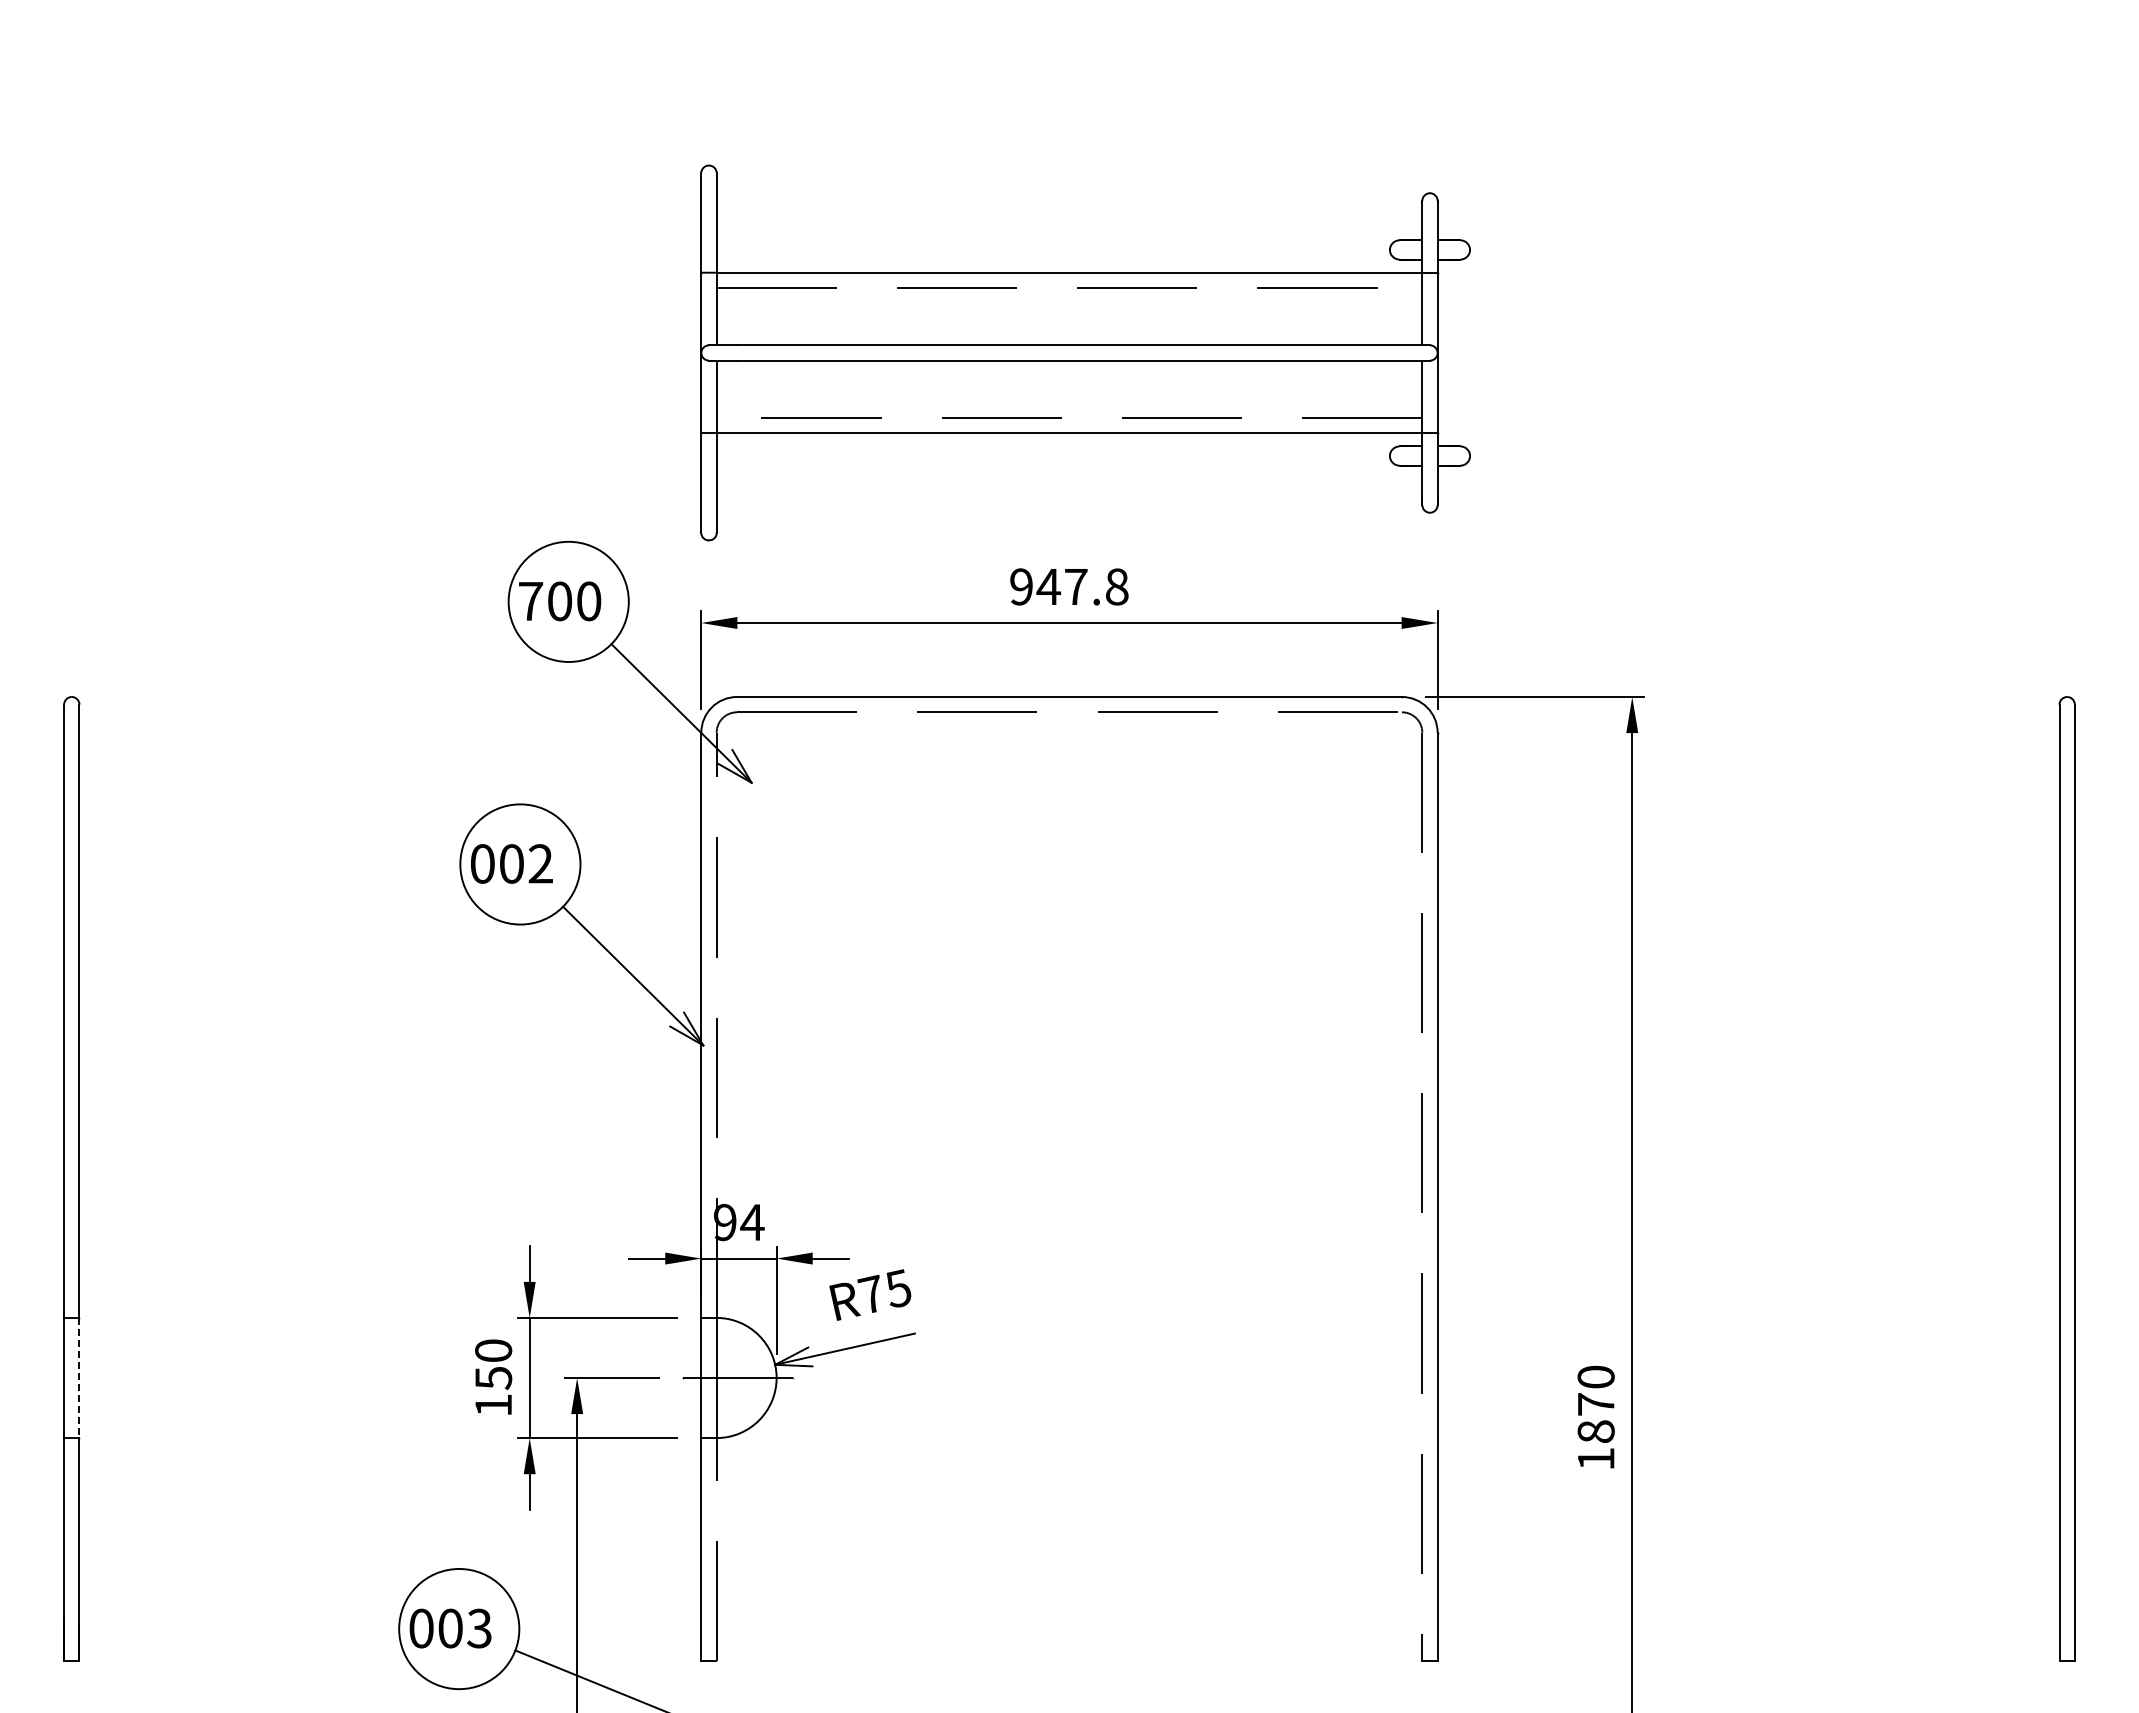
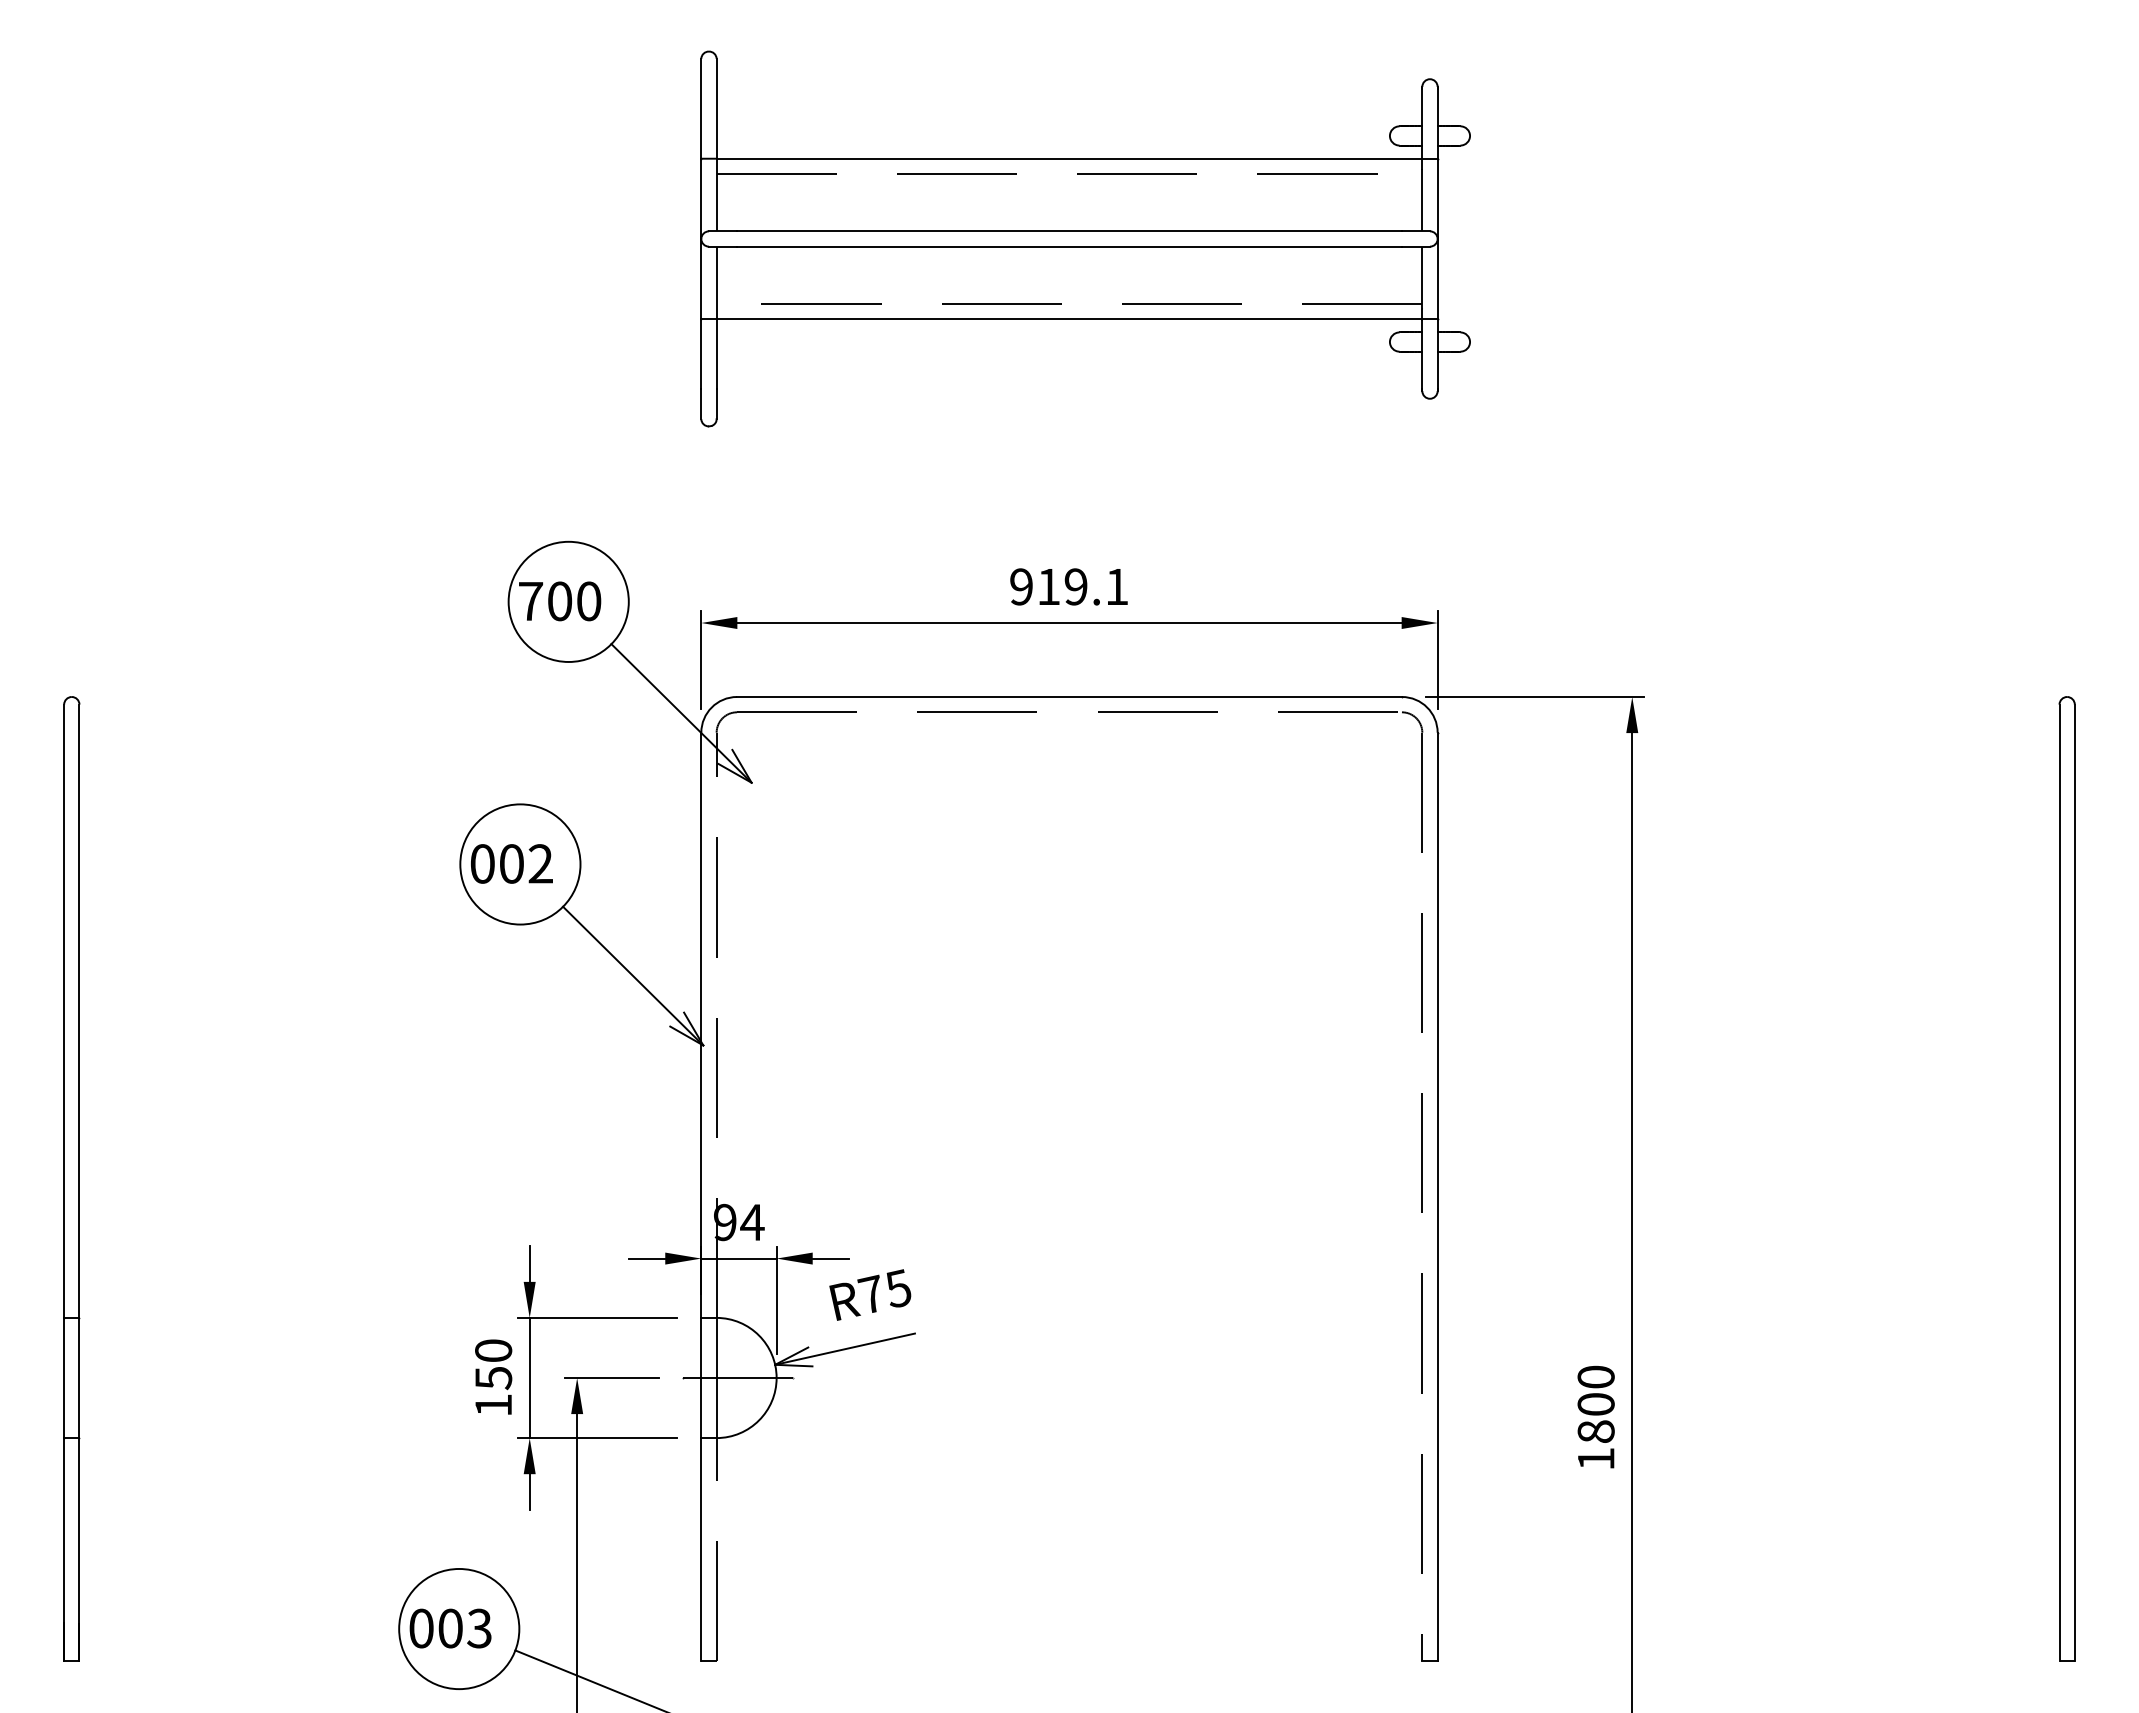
part position: (1085, 352) -> (1085, 238) (1085, 238)
text: 947.8 -> 919.1 (1082, 586)
line: dashed -> solid (79, 1378)
text: 1870 -> 1800 (1595, 1404)
